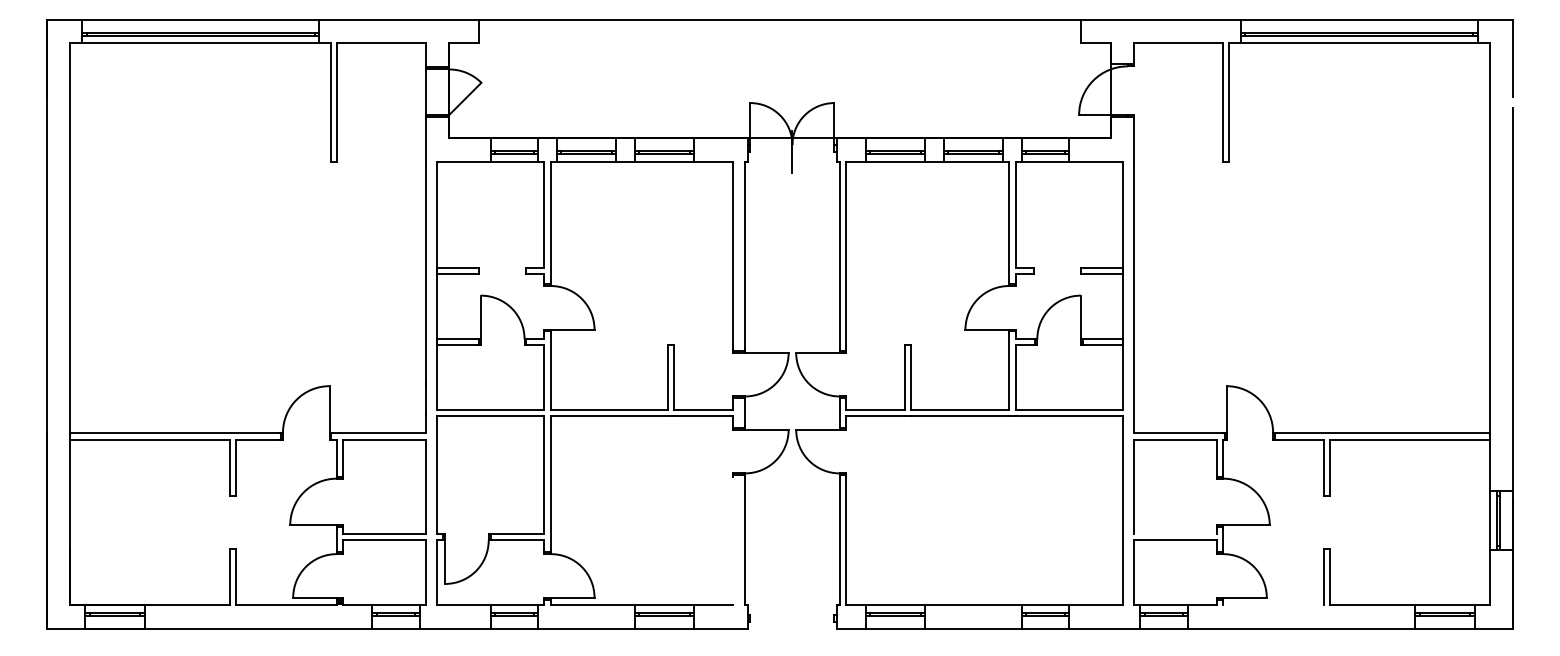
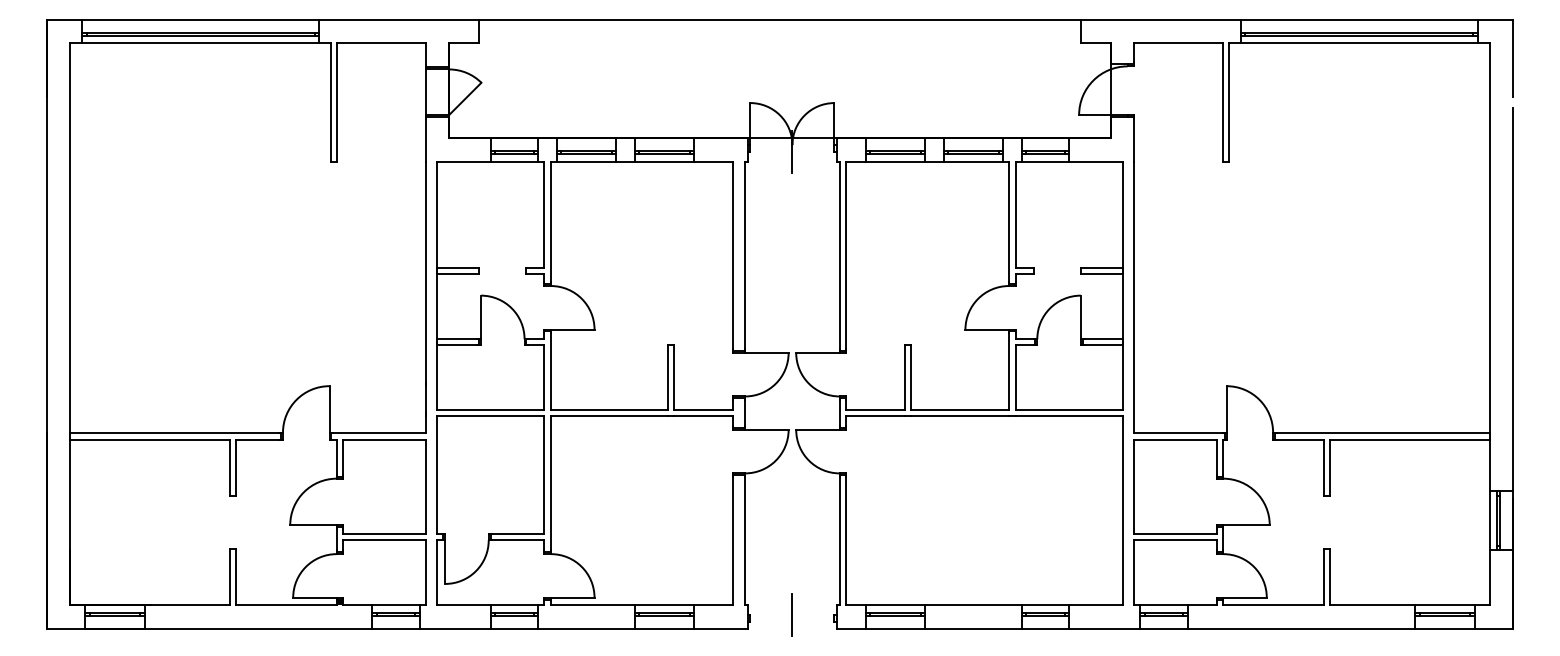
line: none -> present (1175, 534)
line: none -> present (733, 540)
line: none -> present (1273, 605)
line: none -> present (791, 614)
